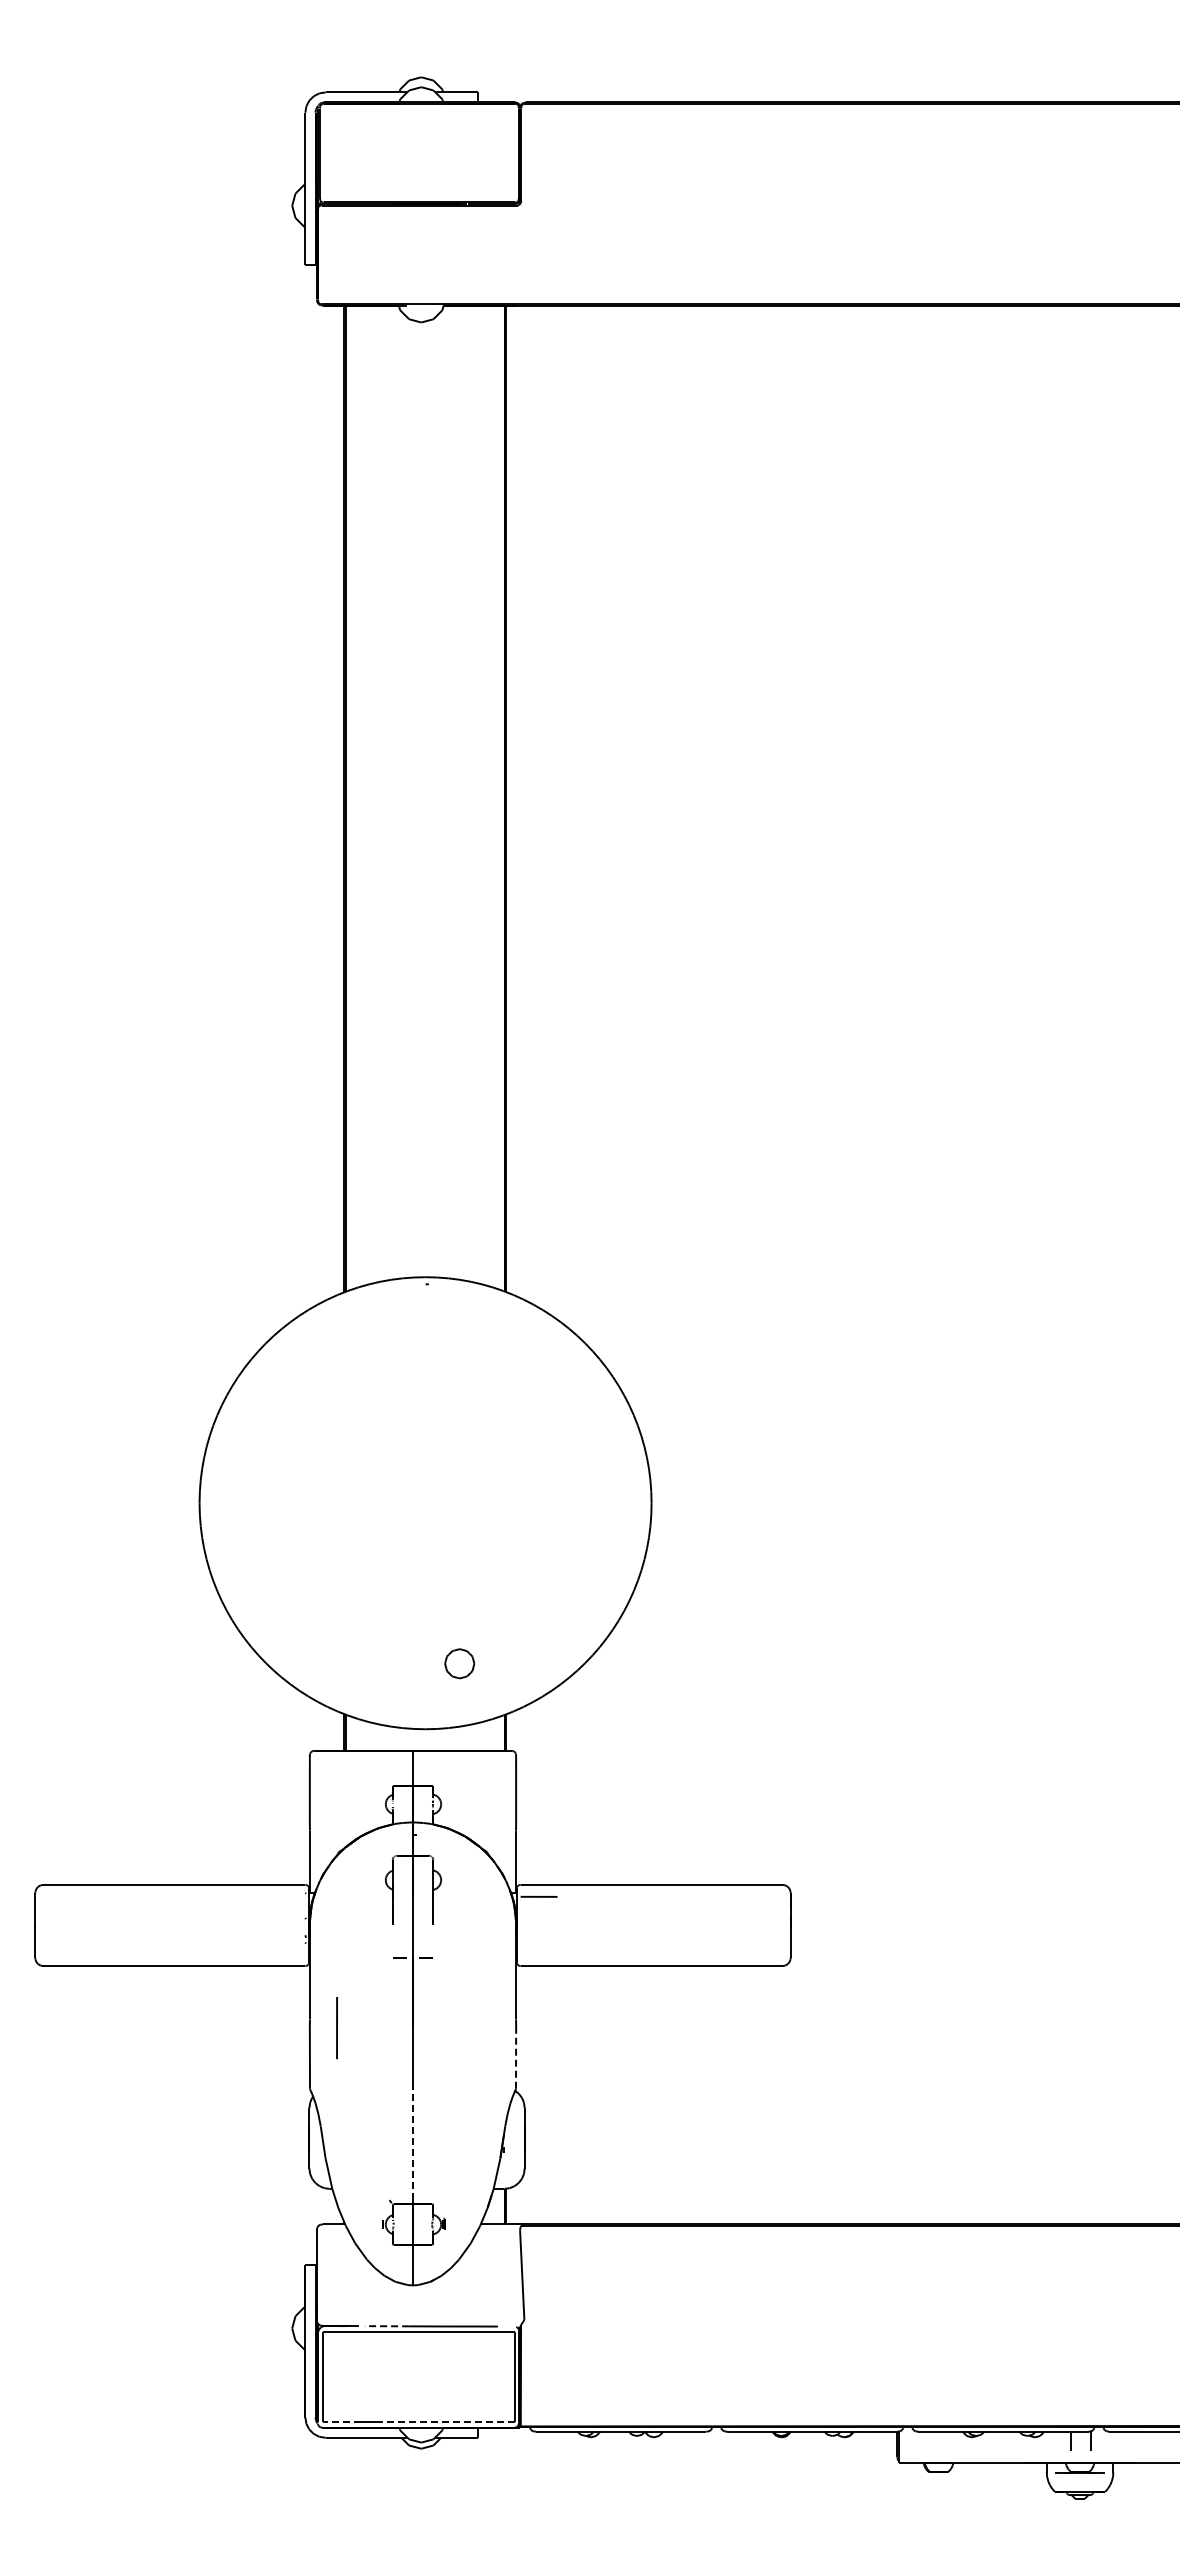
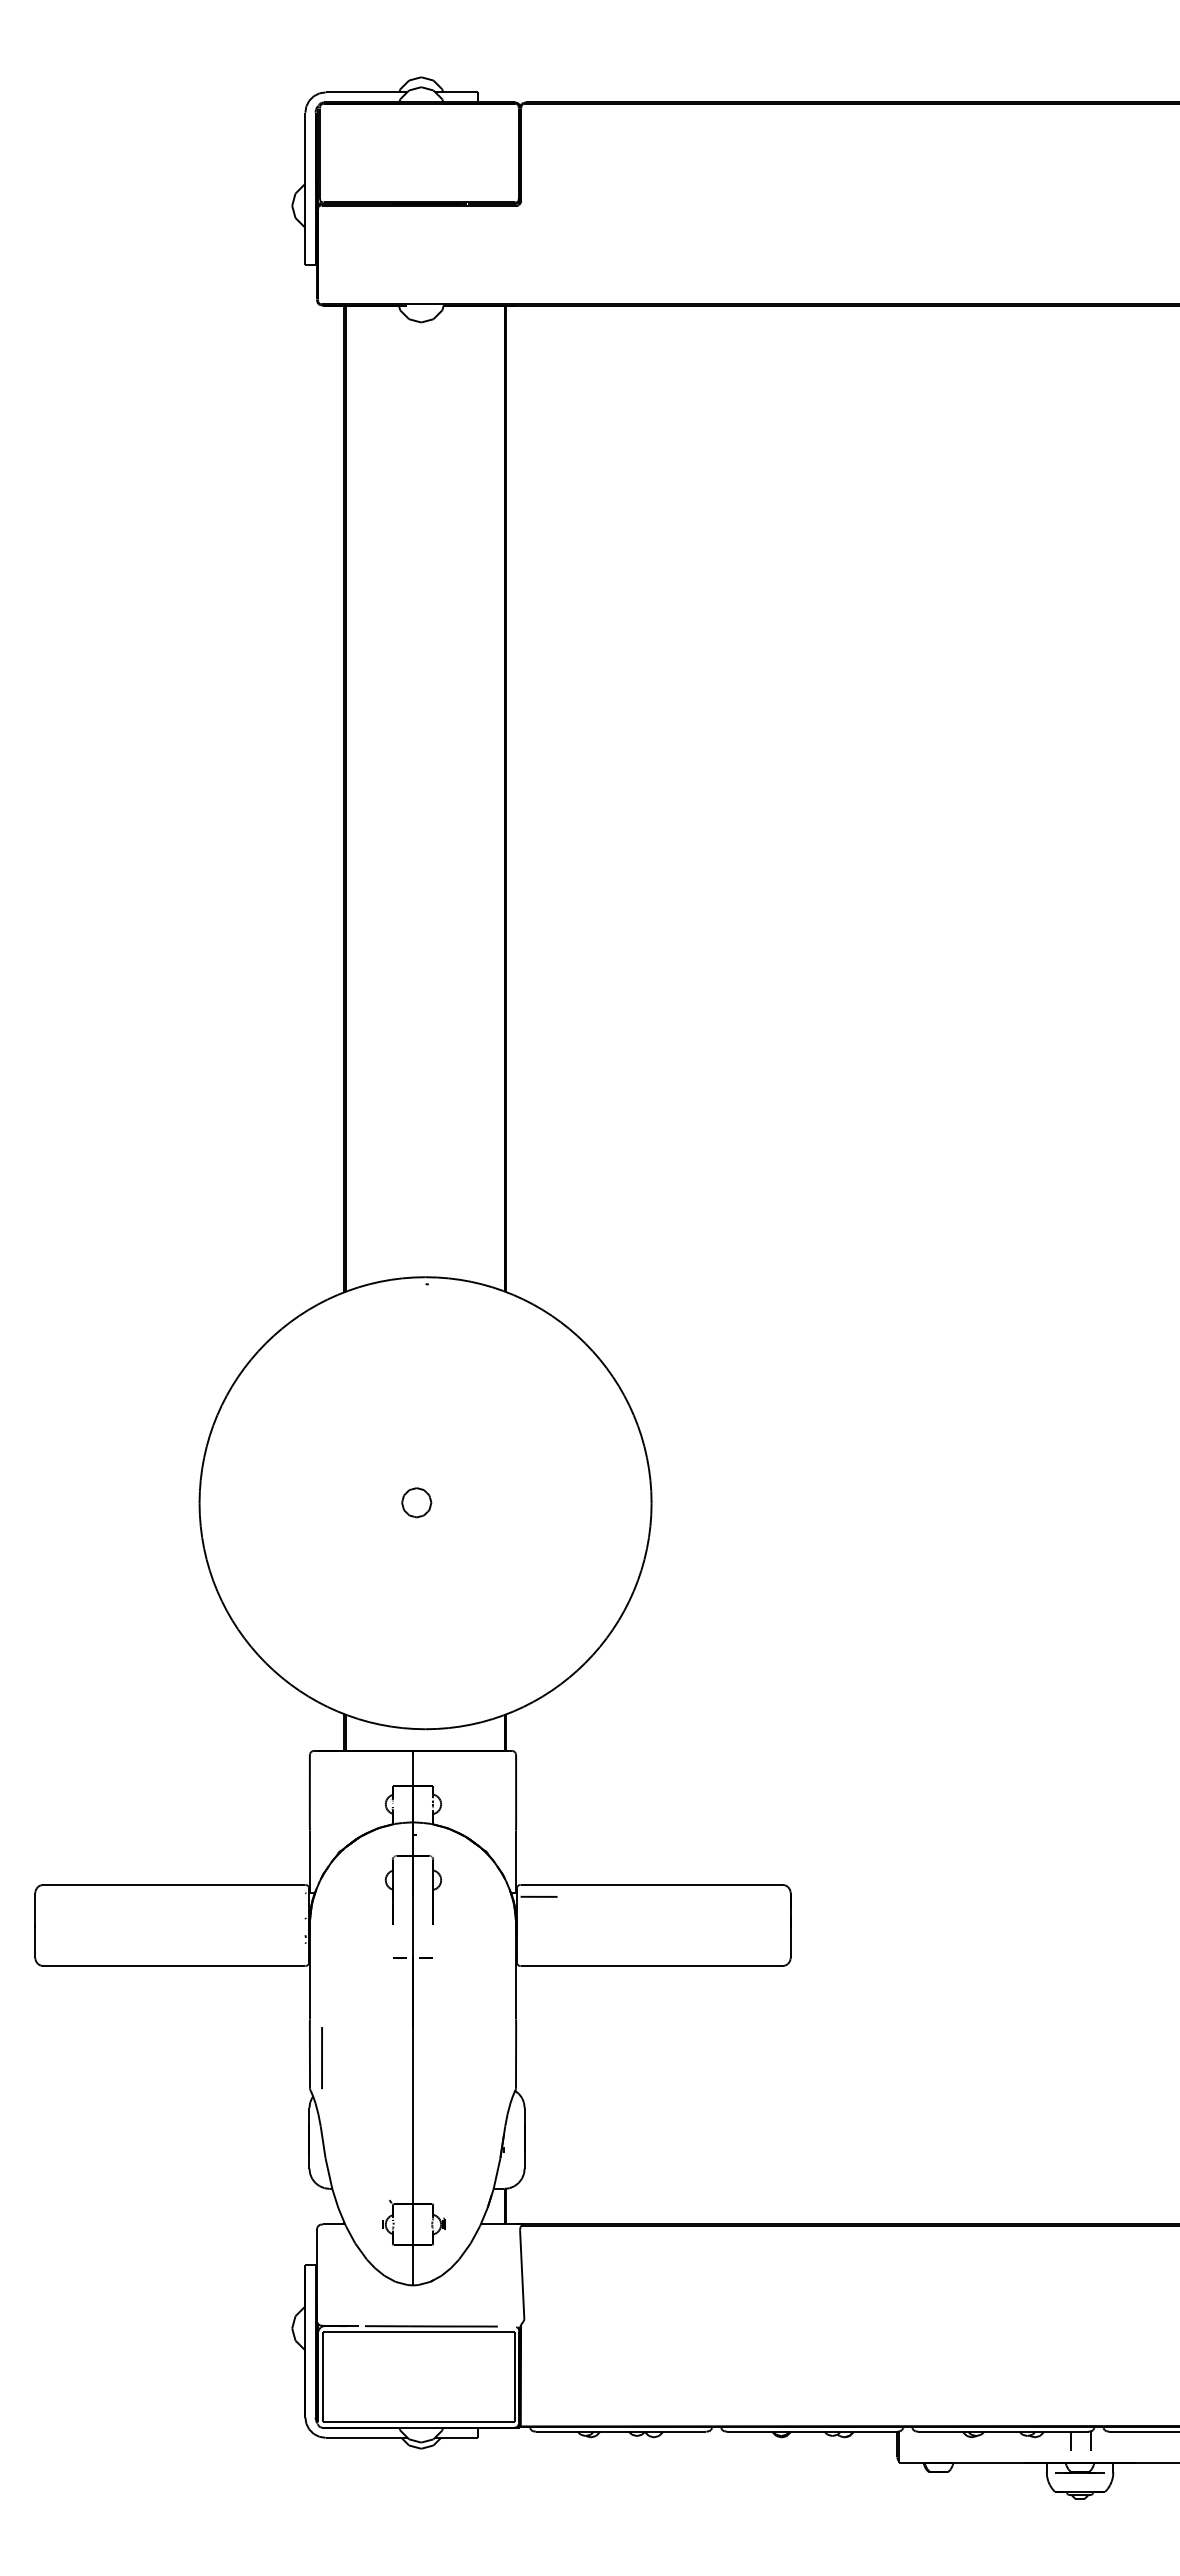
part position: (459, 1663) -> (416, 1502) (416, 1502)
line position: (336, 2028) -> (321, 2058) (321, 2058)
line: dashed -> solid (516, 2057)
line: dashed -> solid (413, 2143)
line: dashed -> solid (386, 2326)
line: dashed -> solid (341, 2421)
line: dashed -> solid (447, 2421)
